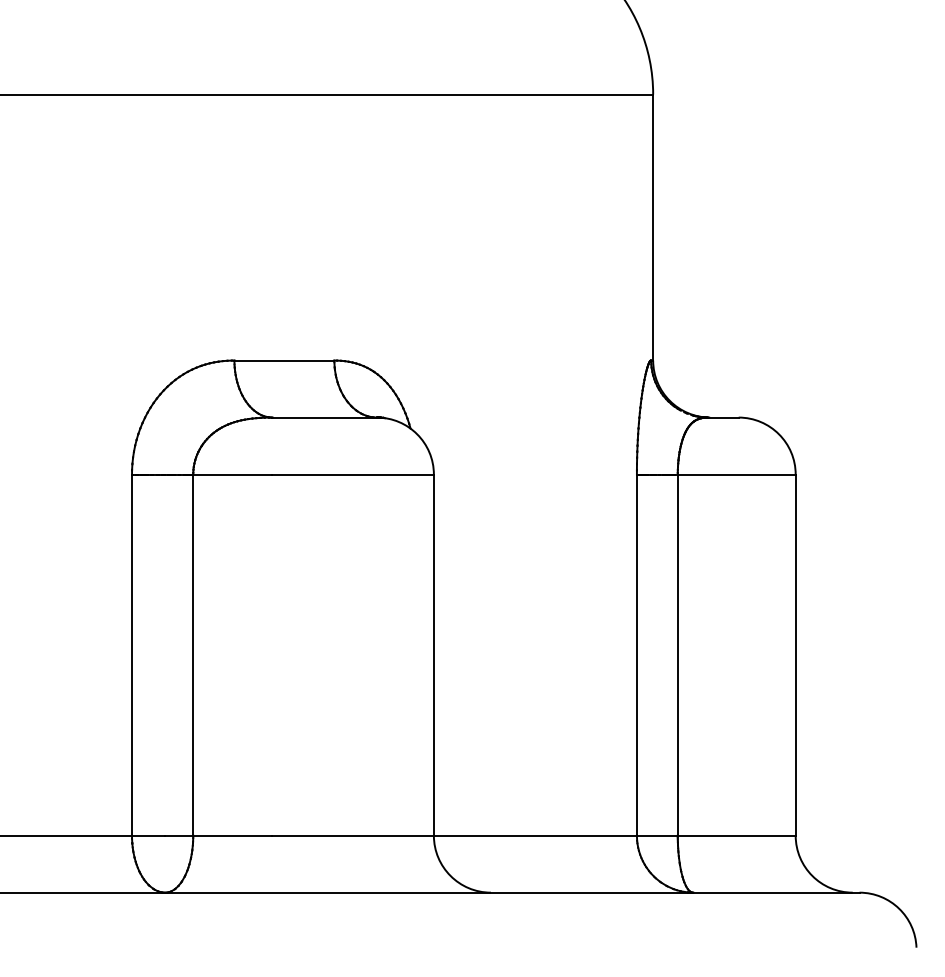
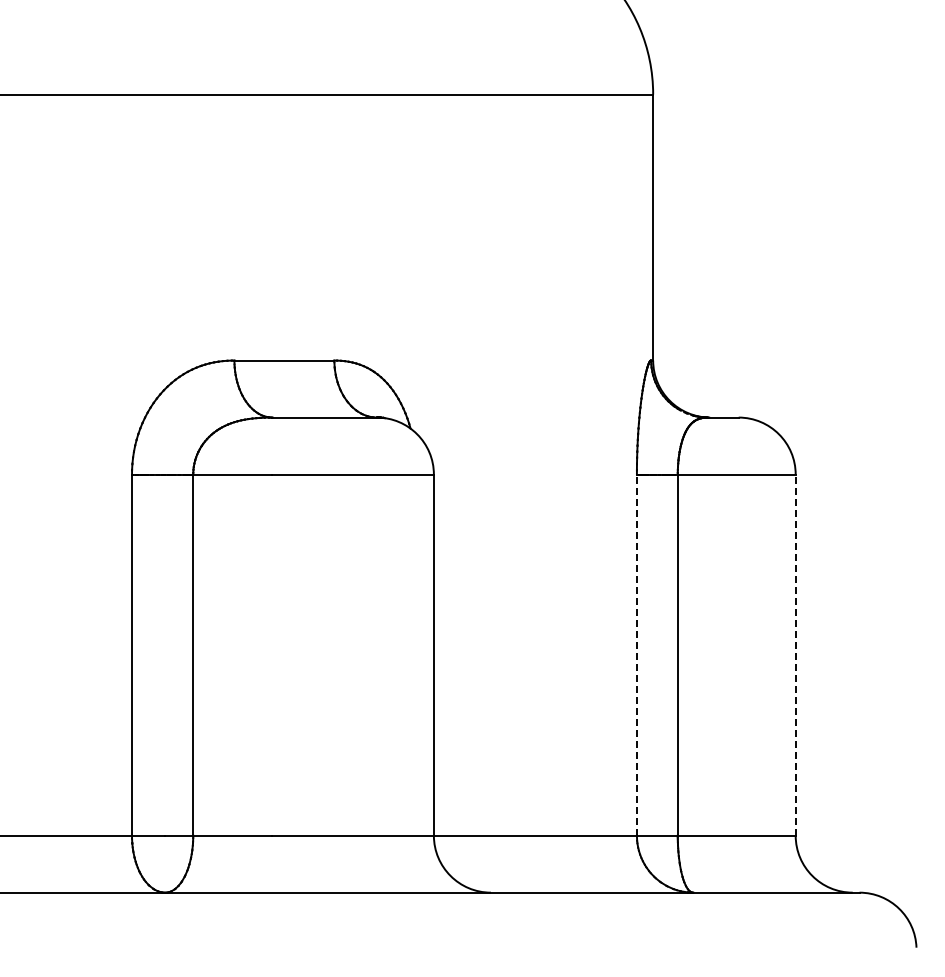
line: solid -> dashed (636, 655)
line: solid -> dashed (795, 655)
